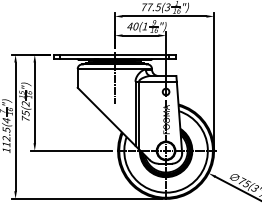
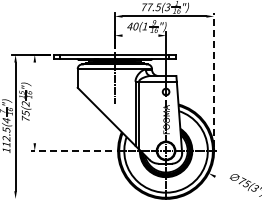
line: present -> none (140, 35)
line: solid -> dashed (214, 79)
line: present -> none (34, 102)
line: solid -> dashed (70, 150)
line: present -> none (236, 187)
line: present -> none (86, 198)
